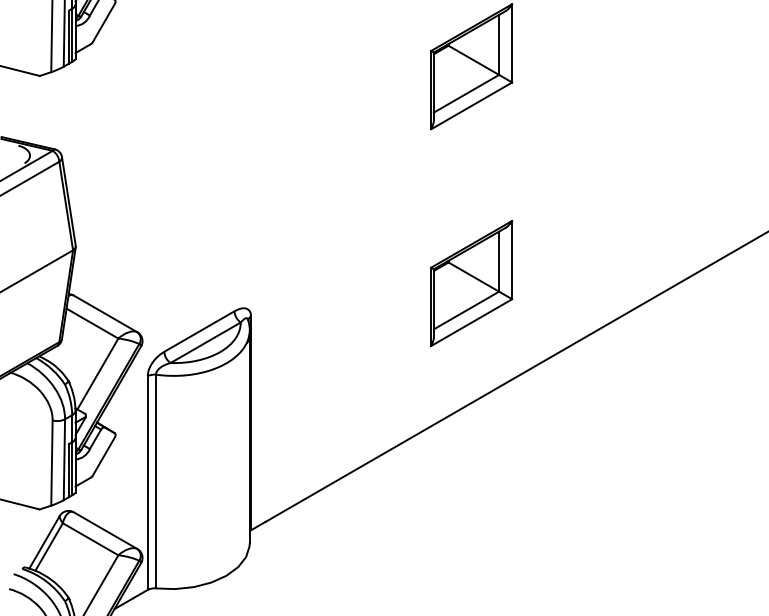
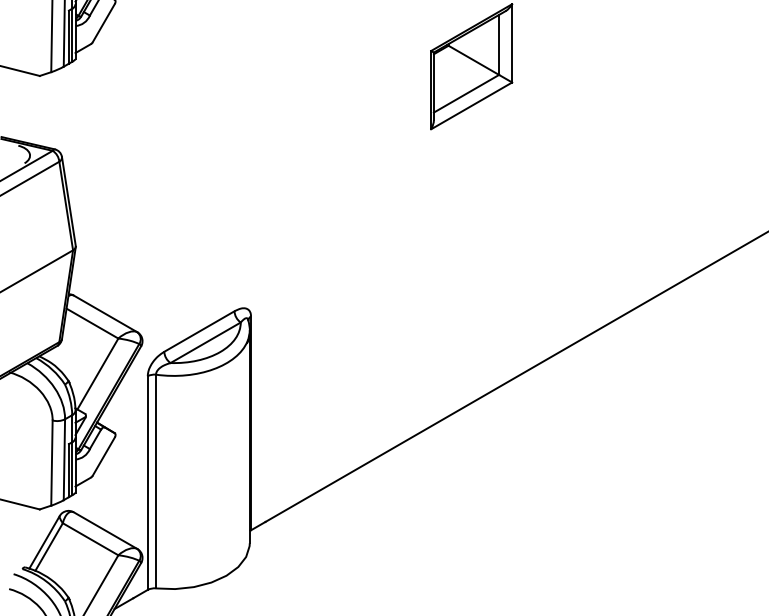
part: present -> none (471, 282)
